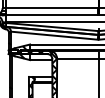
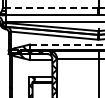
line: solid -> dashed (51, 8)
line: solid -> dashed (68, 44)
